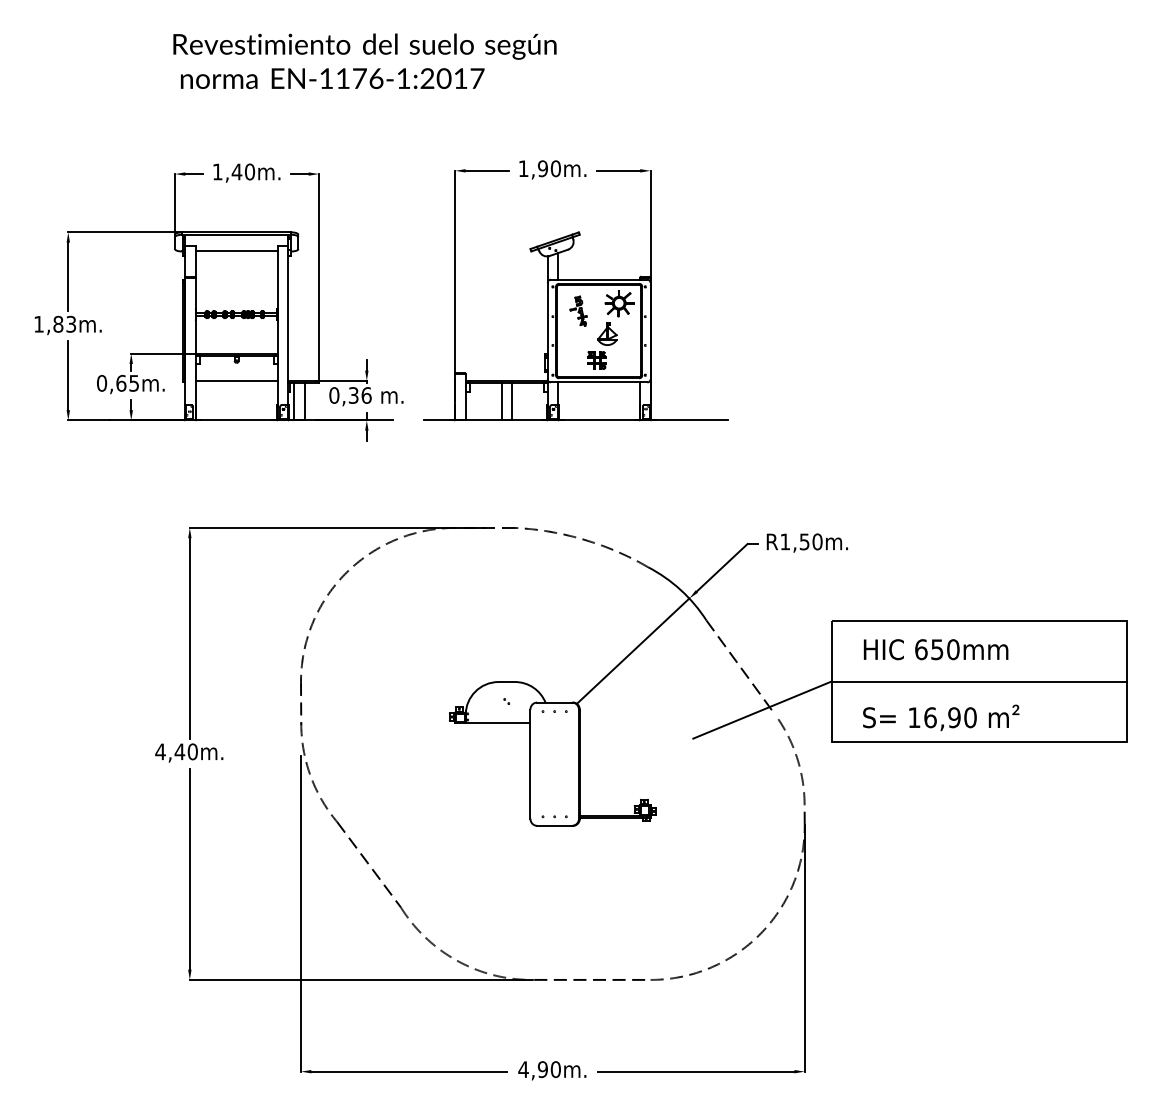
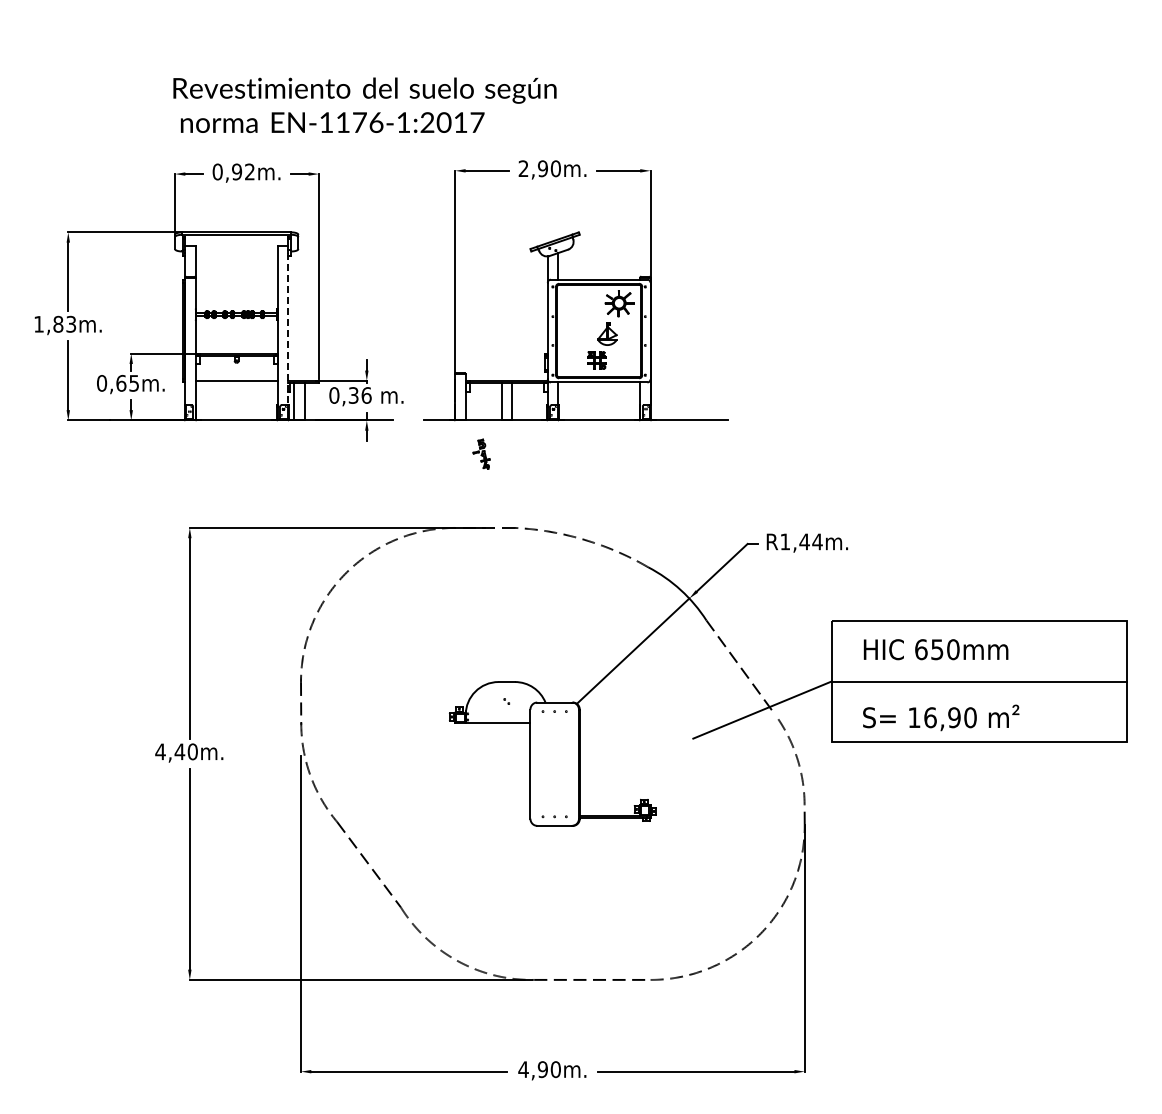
text position: (364, 60) -> (364, 104) (364, 104)
text: 1,90m. -> 2,90m. (523, 168)
text: 1,40m. -> 0,92m. (233, 171)
line: present -> none (236, 251)
part position: (578, 310) -> (481, 453) (481, 453)
line: solid -> dashed (288, 329)
text: R1,50m. -> R1,44m. (810, 541)
